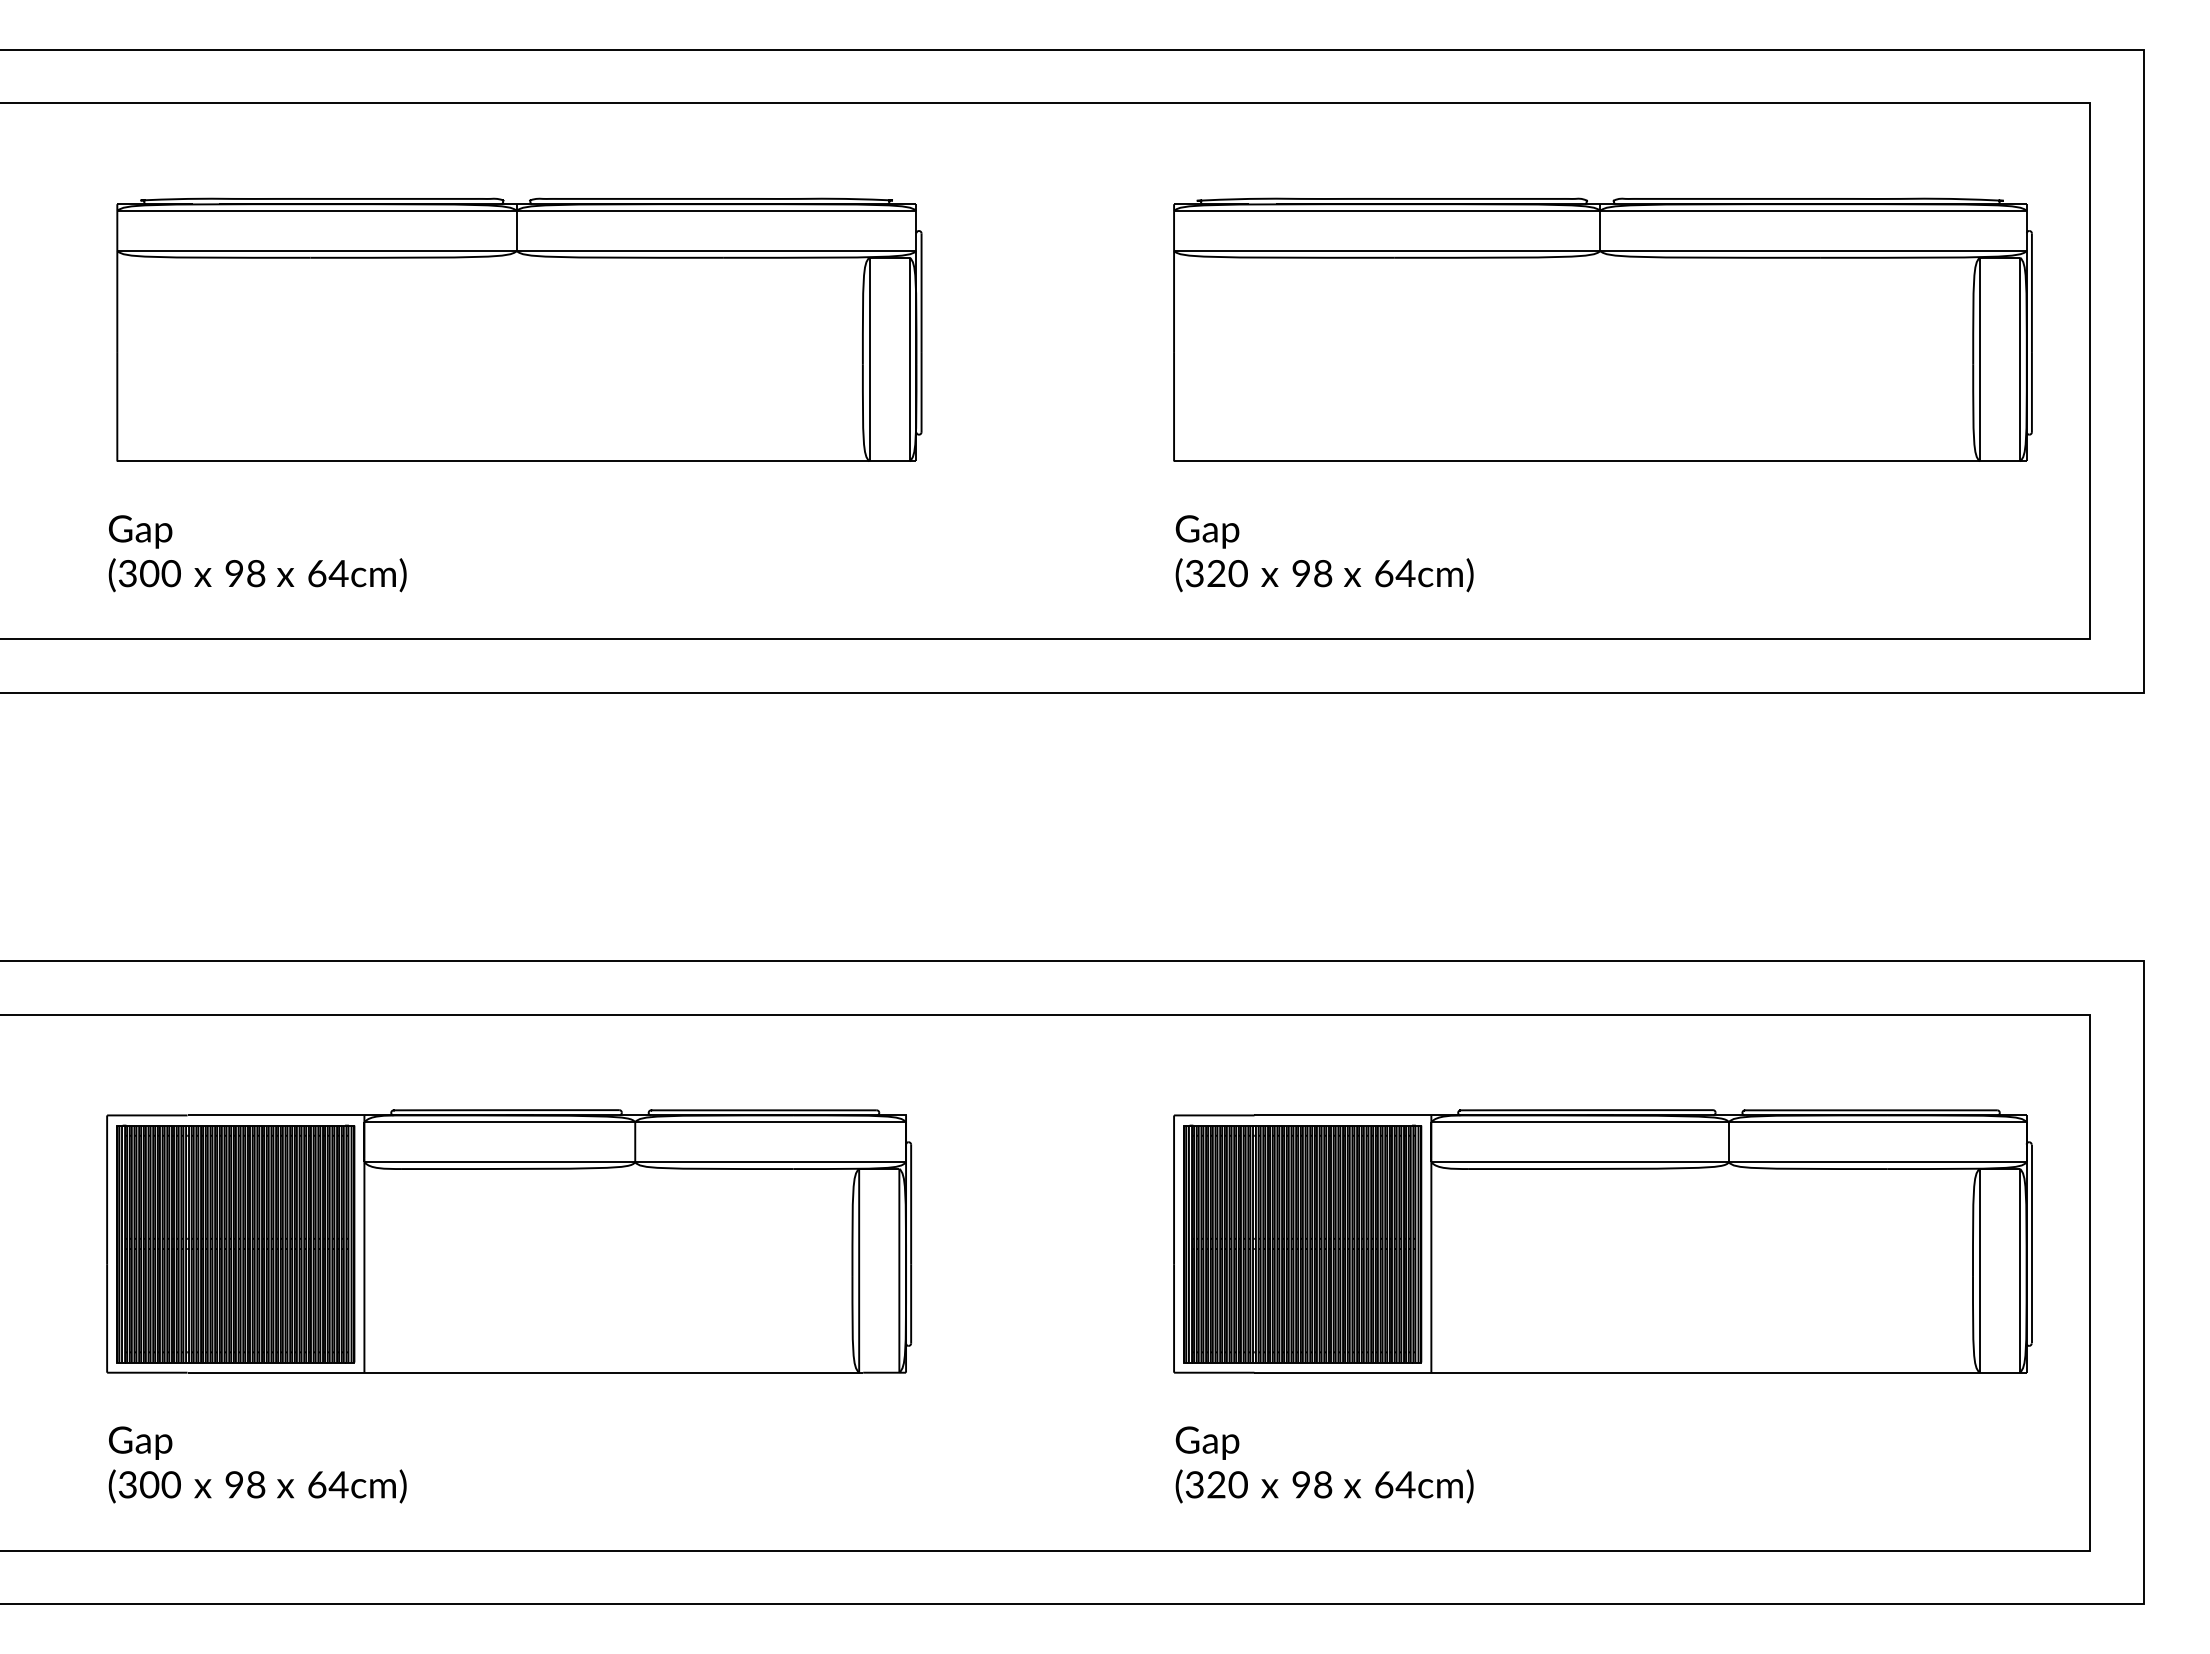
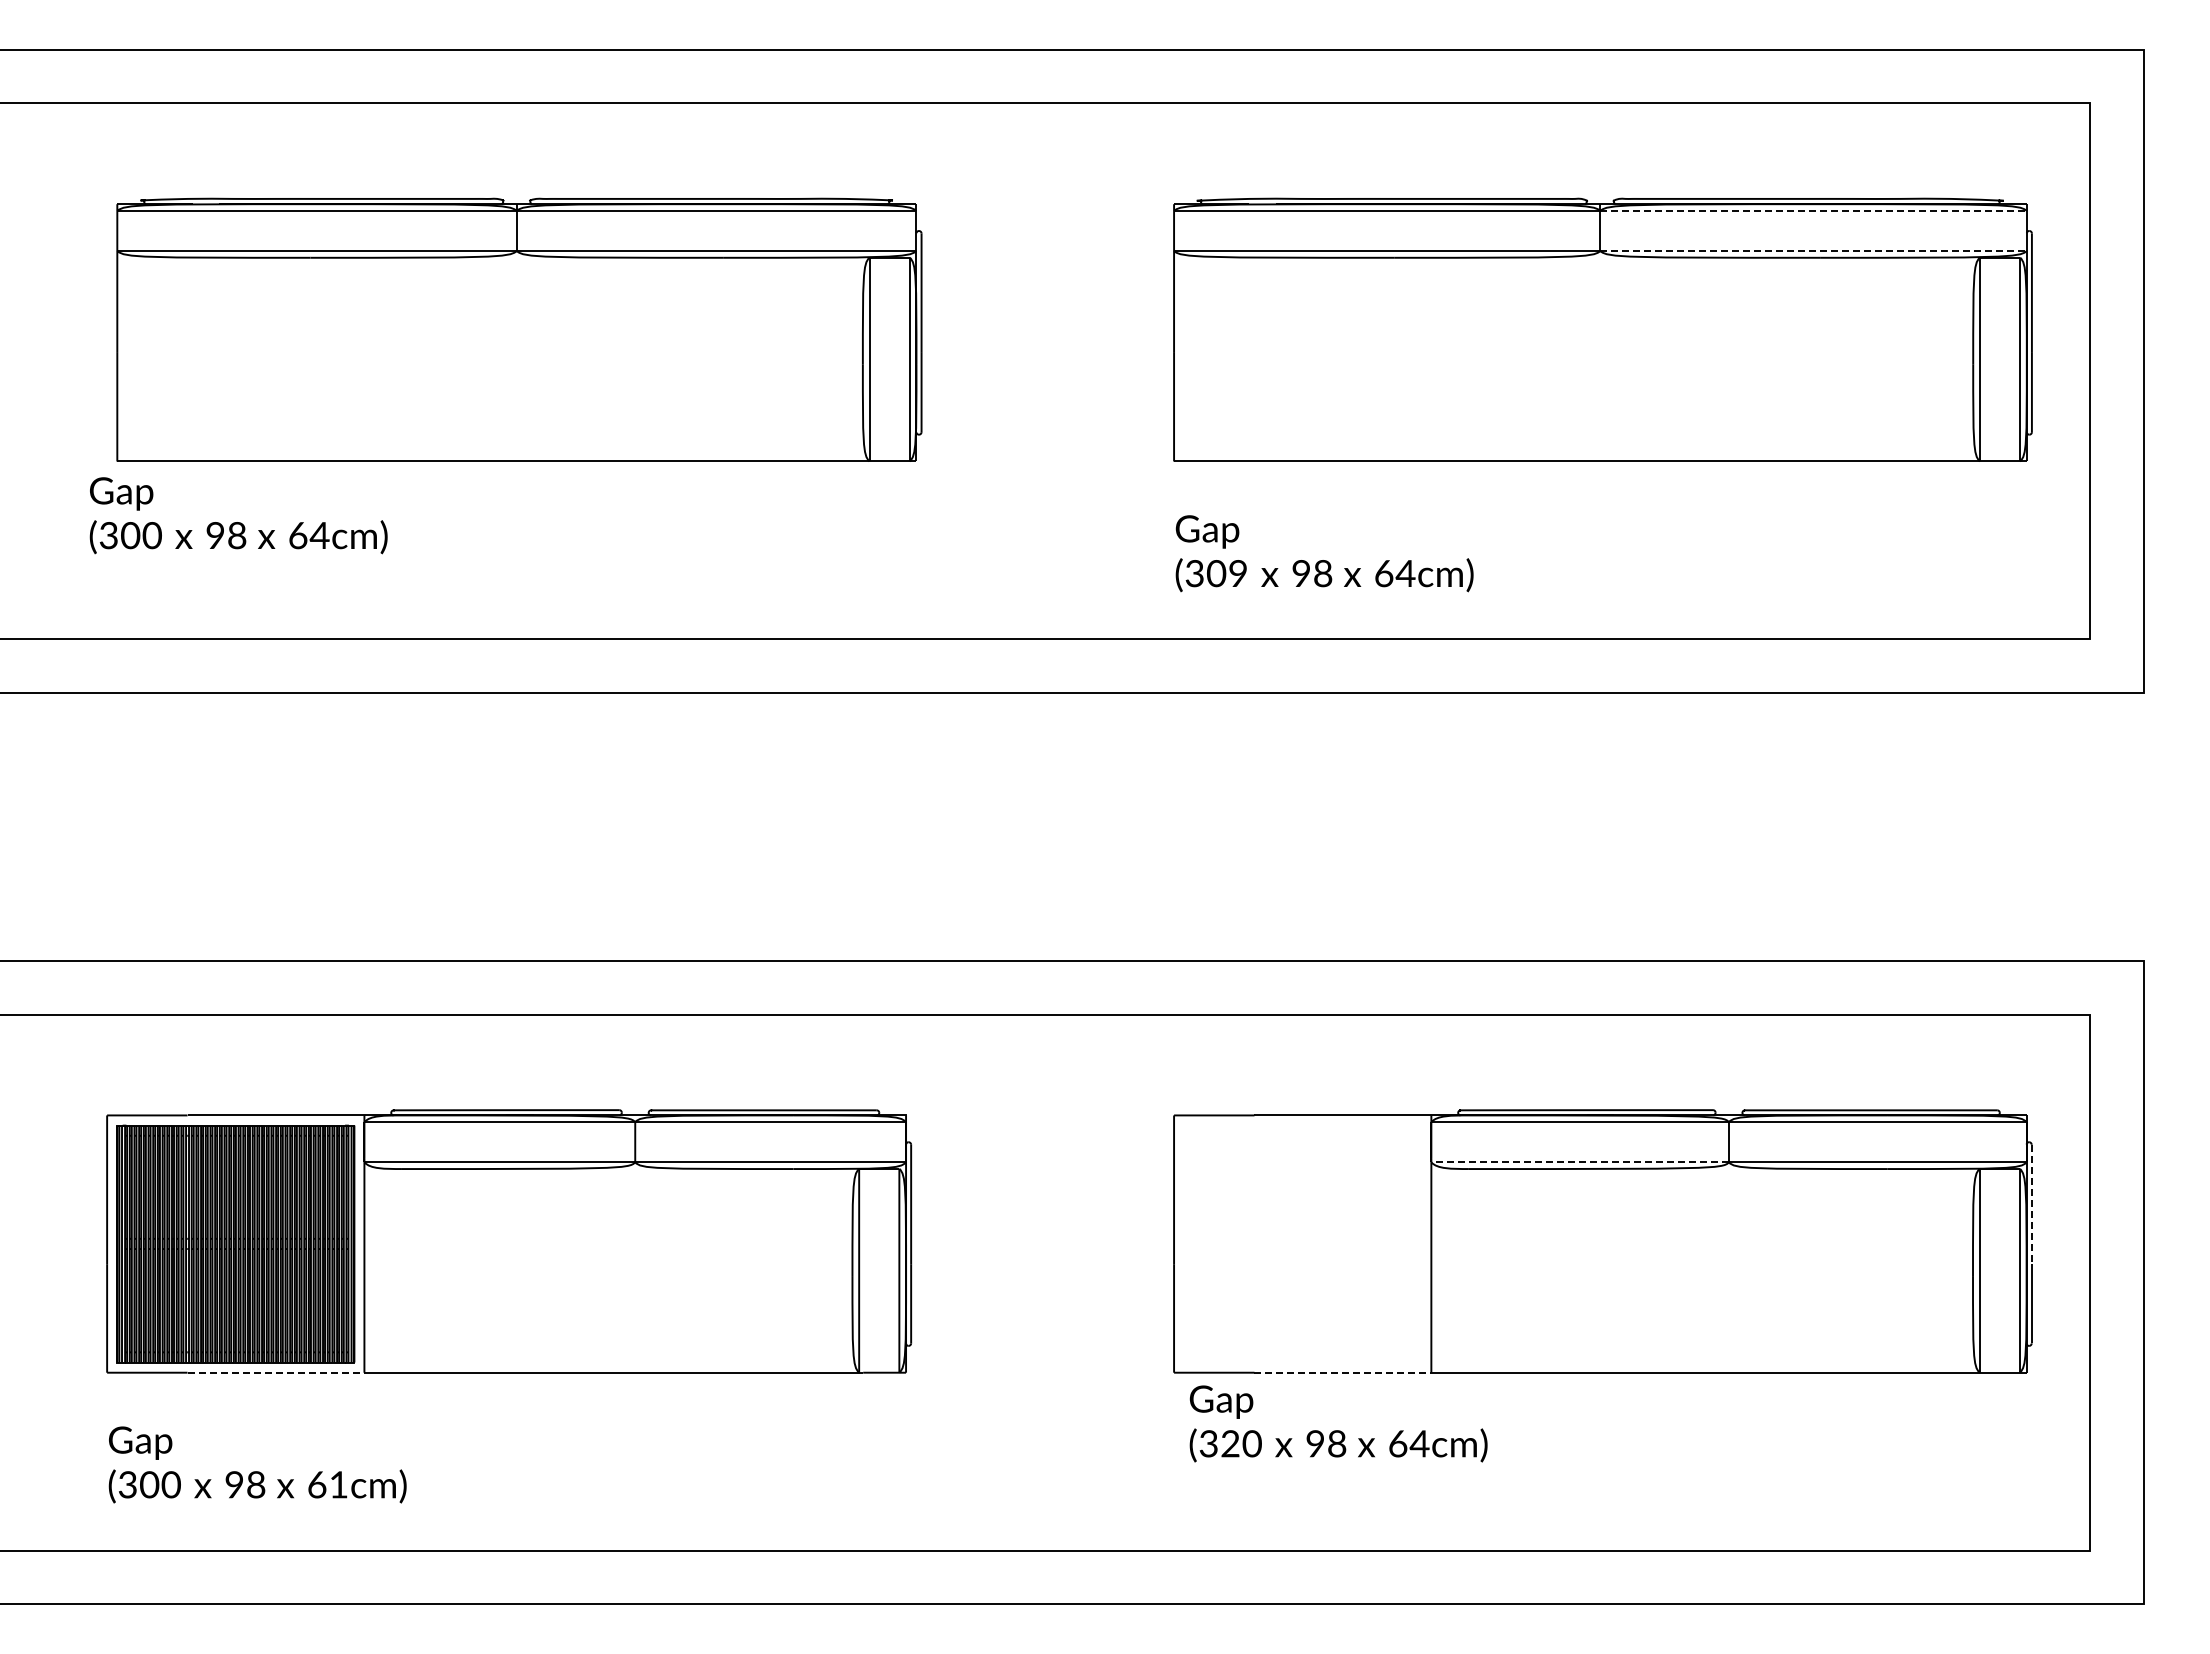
line: solid -> dashed (1814, 210)
line: solid -> dashed (1814, 251)
text position: (257, 553) -> (238, 515) (238, 515)
text: (320 -> (309 (1226, 573)
line: solid -> dashed (1580, 1162)
line: solid -> dashed (2031, 1204)
part: present -> none (1302, 1243)
line: solid -> dashed (276, 1372)
line: solid -> dashed (1343, 1372)
text position: (1324, 1464) -> (1338, 1423) (1338, 1423)
text: 64cm) -> 61cm) (338, 1484)
